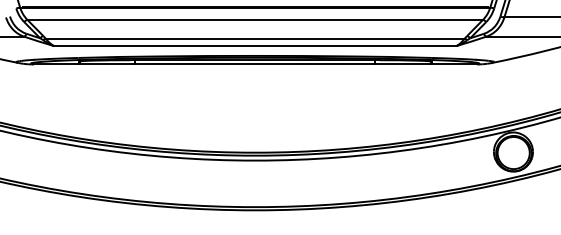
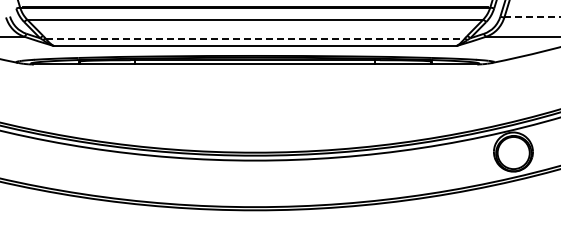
line: solid -> dashed (533, 17)
line: solid -> dashed (255, 38)
